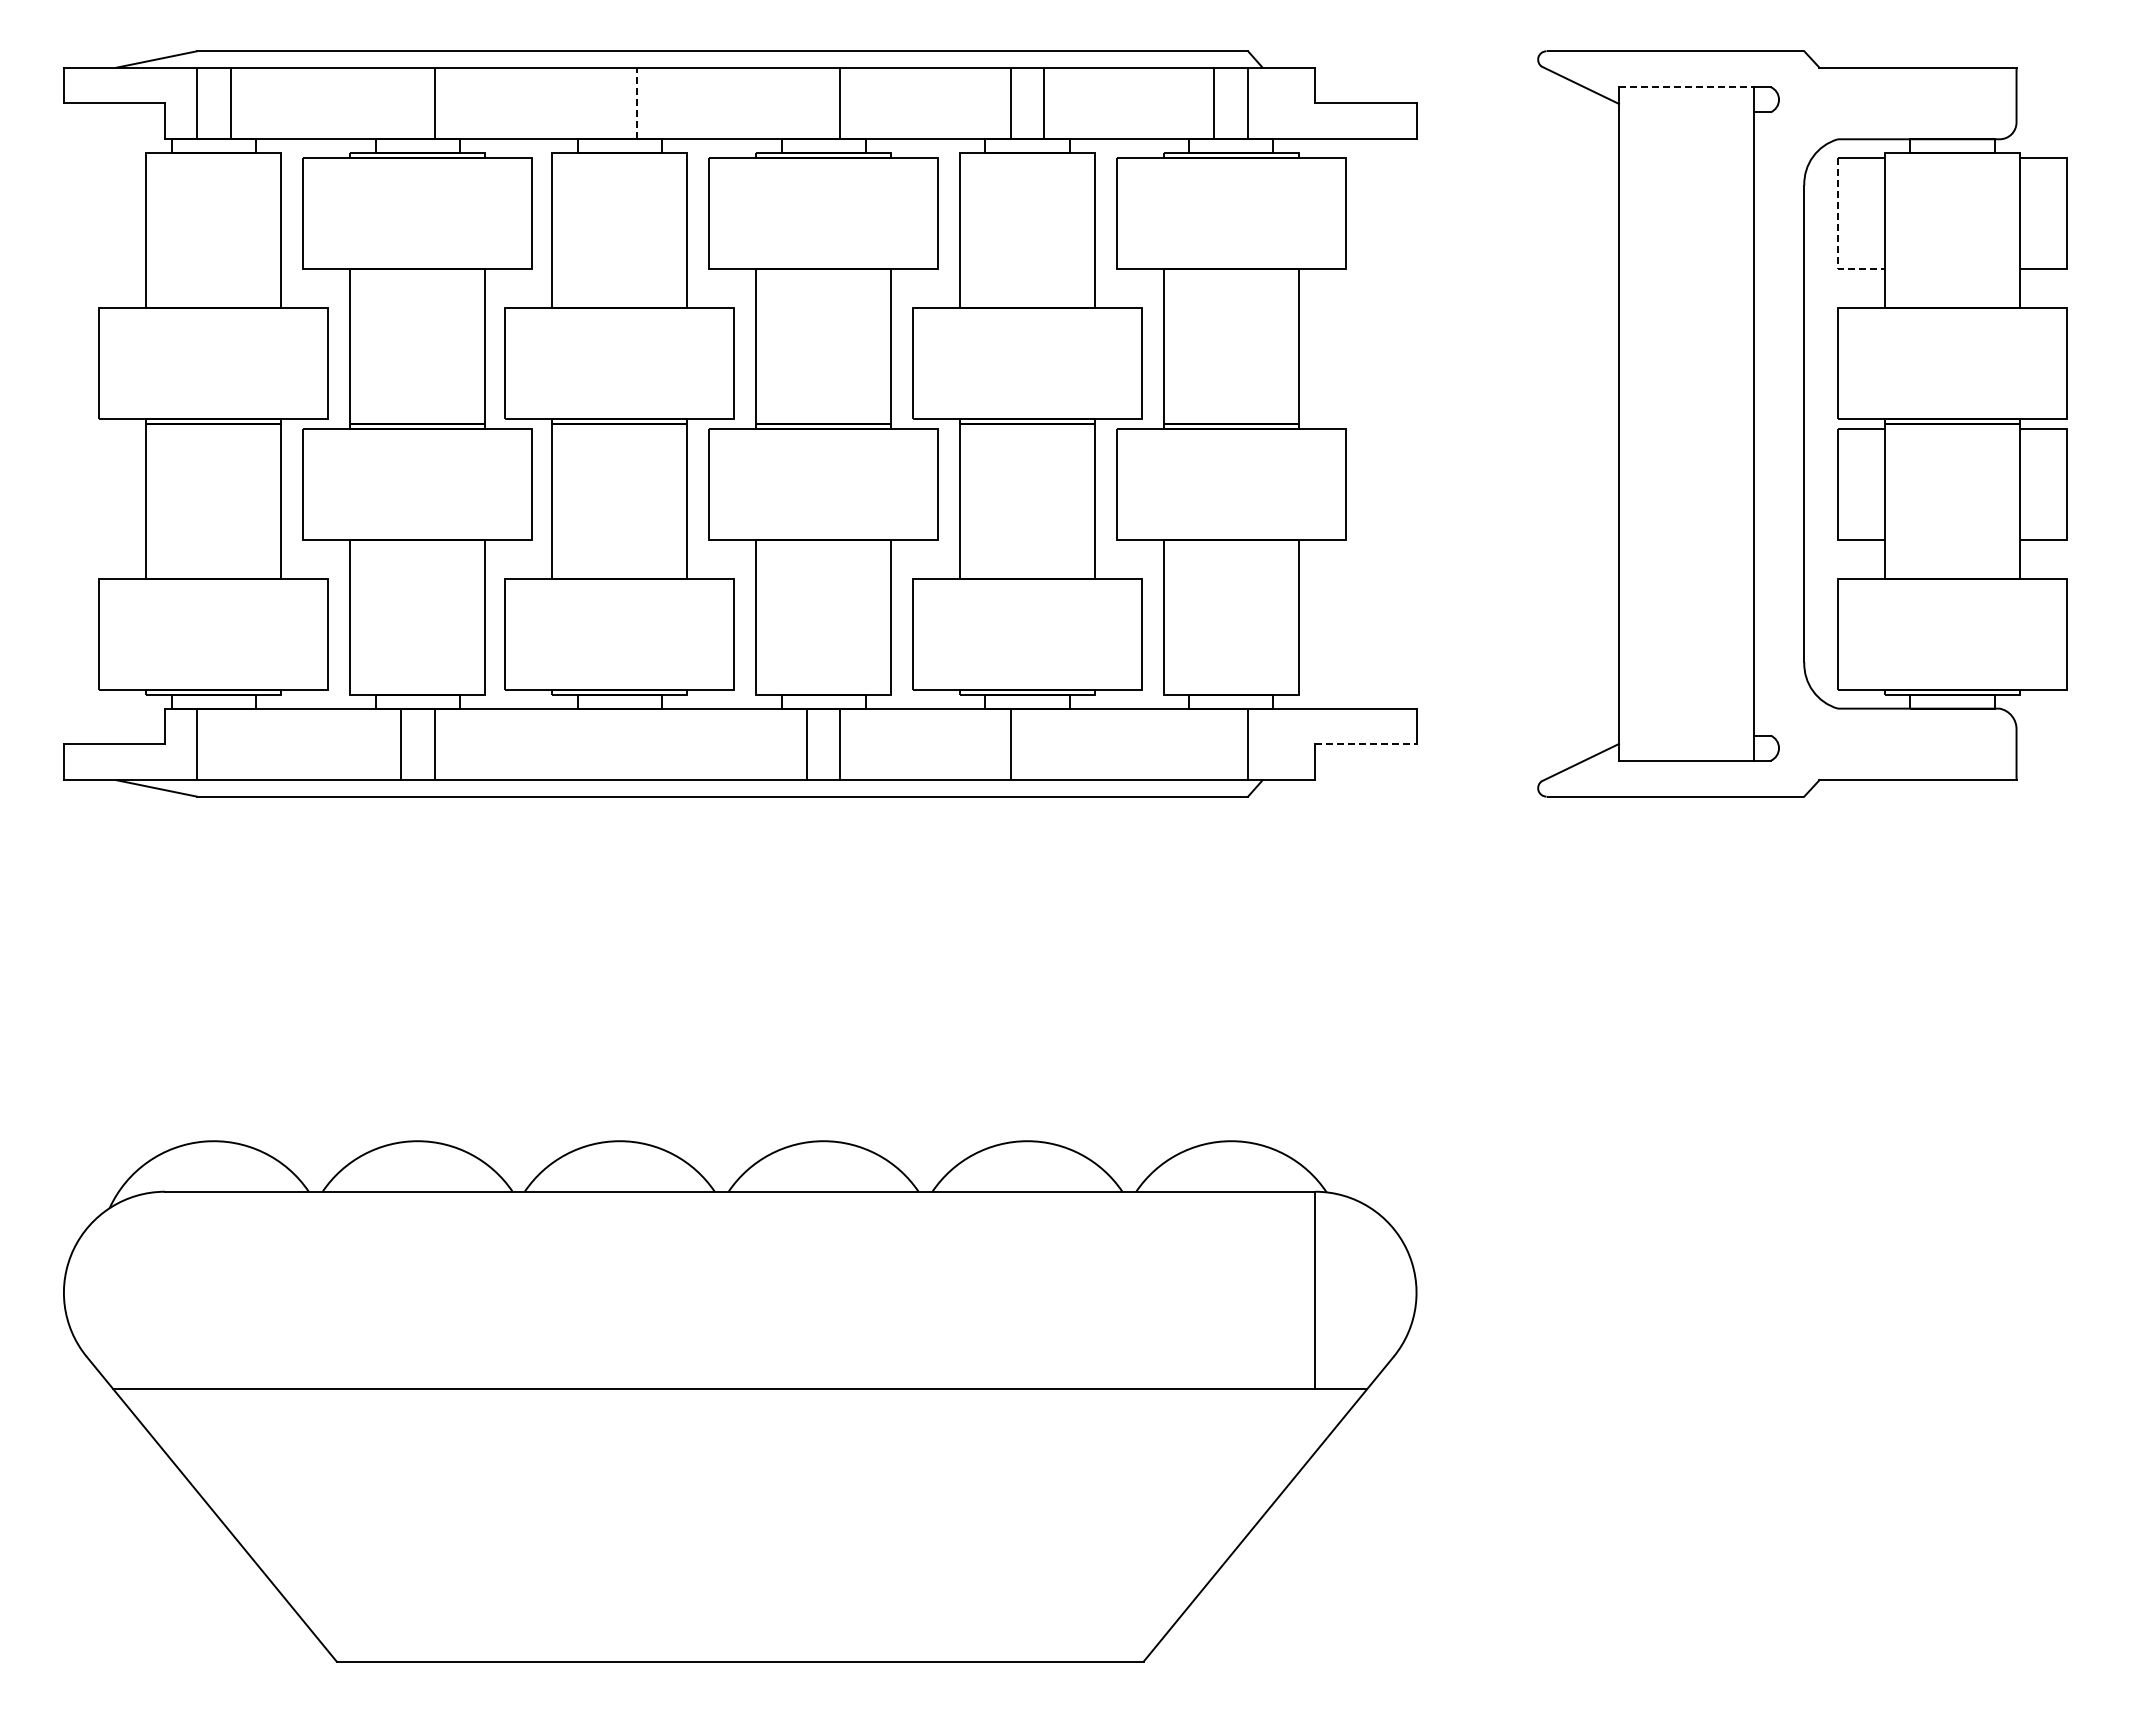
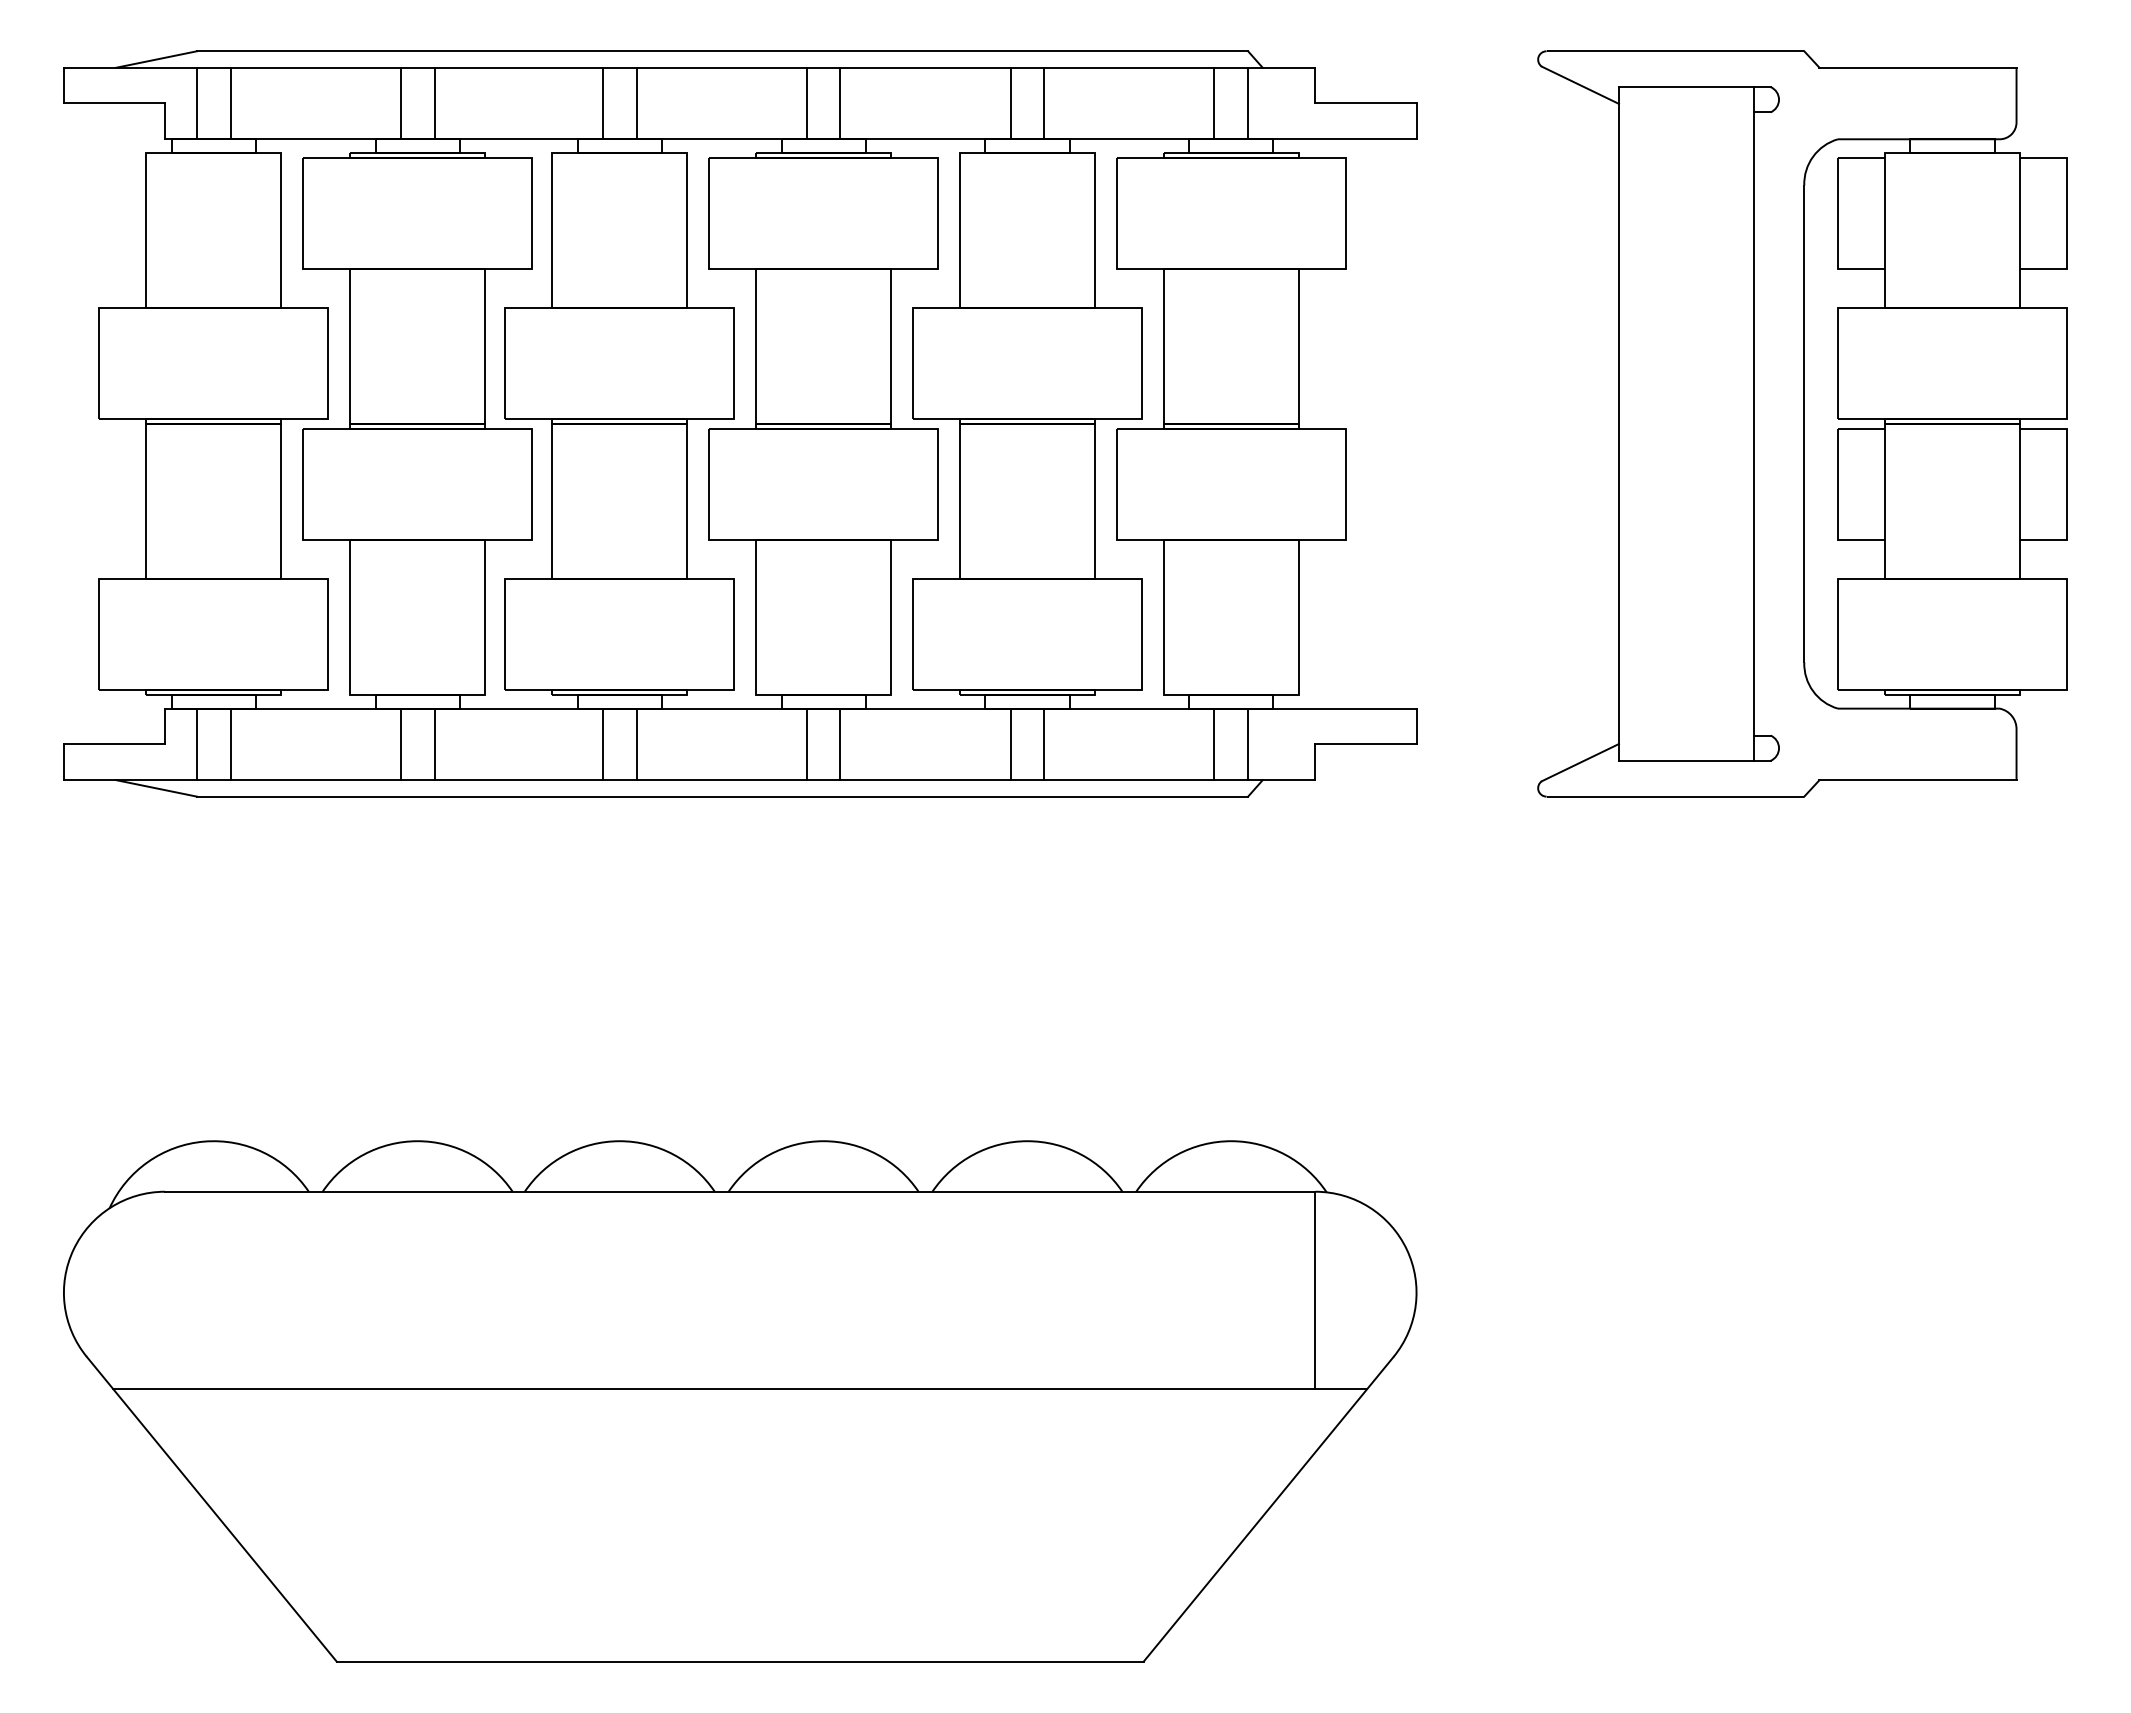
line: dashed -> solid (1686, 87)
line: none -> present (400, 103)
line: none -> present (602, 103)
line: dashed -> solid (636, 103)
line: none -> present (806, 103)
line: dashed -> solid (1837, 238)
line: none -> present (230, 744)
line: none -> present (602, 744)
line: none -> present (636, 744)
line: none -> present (1044, 744)
line: none -> present (1214, 744)
line: dashed -> solid (1366, 744)
